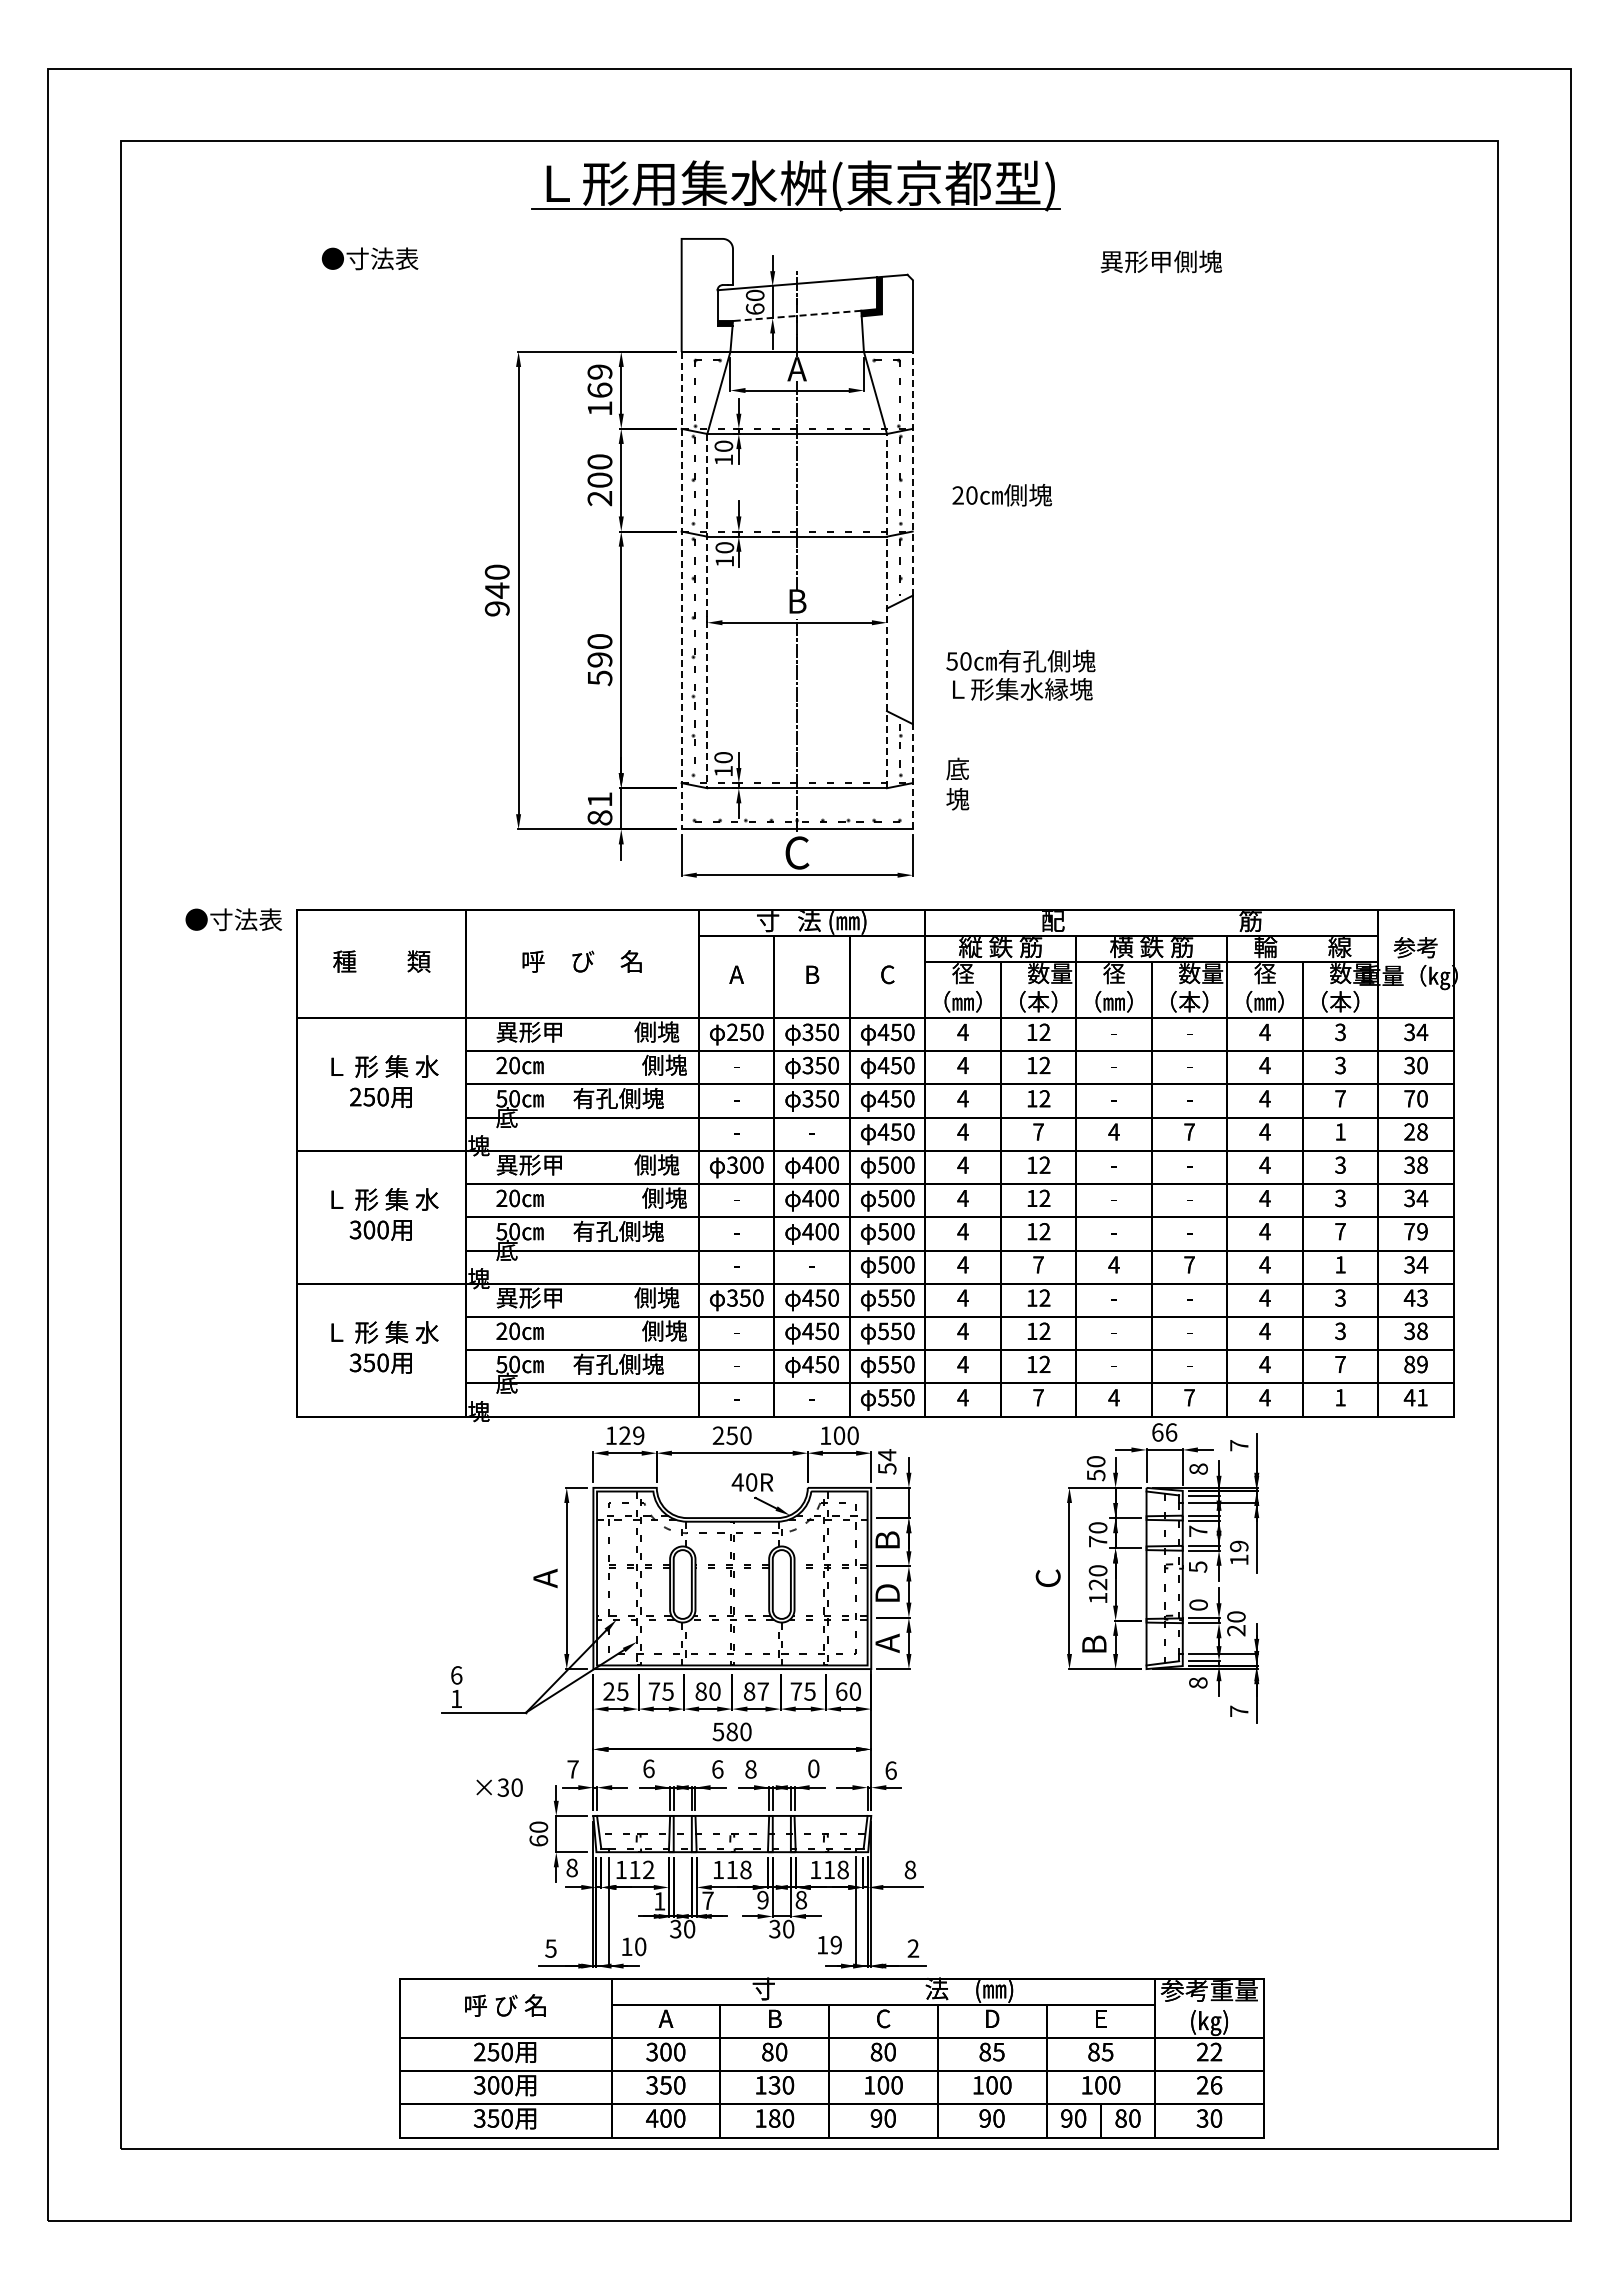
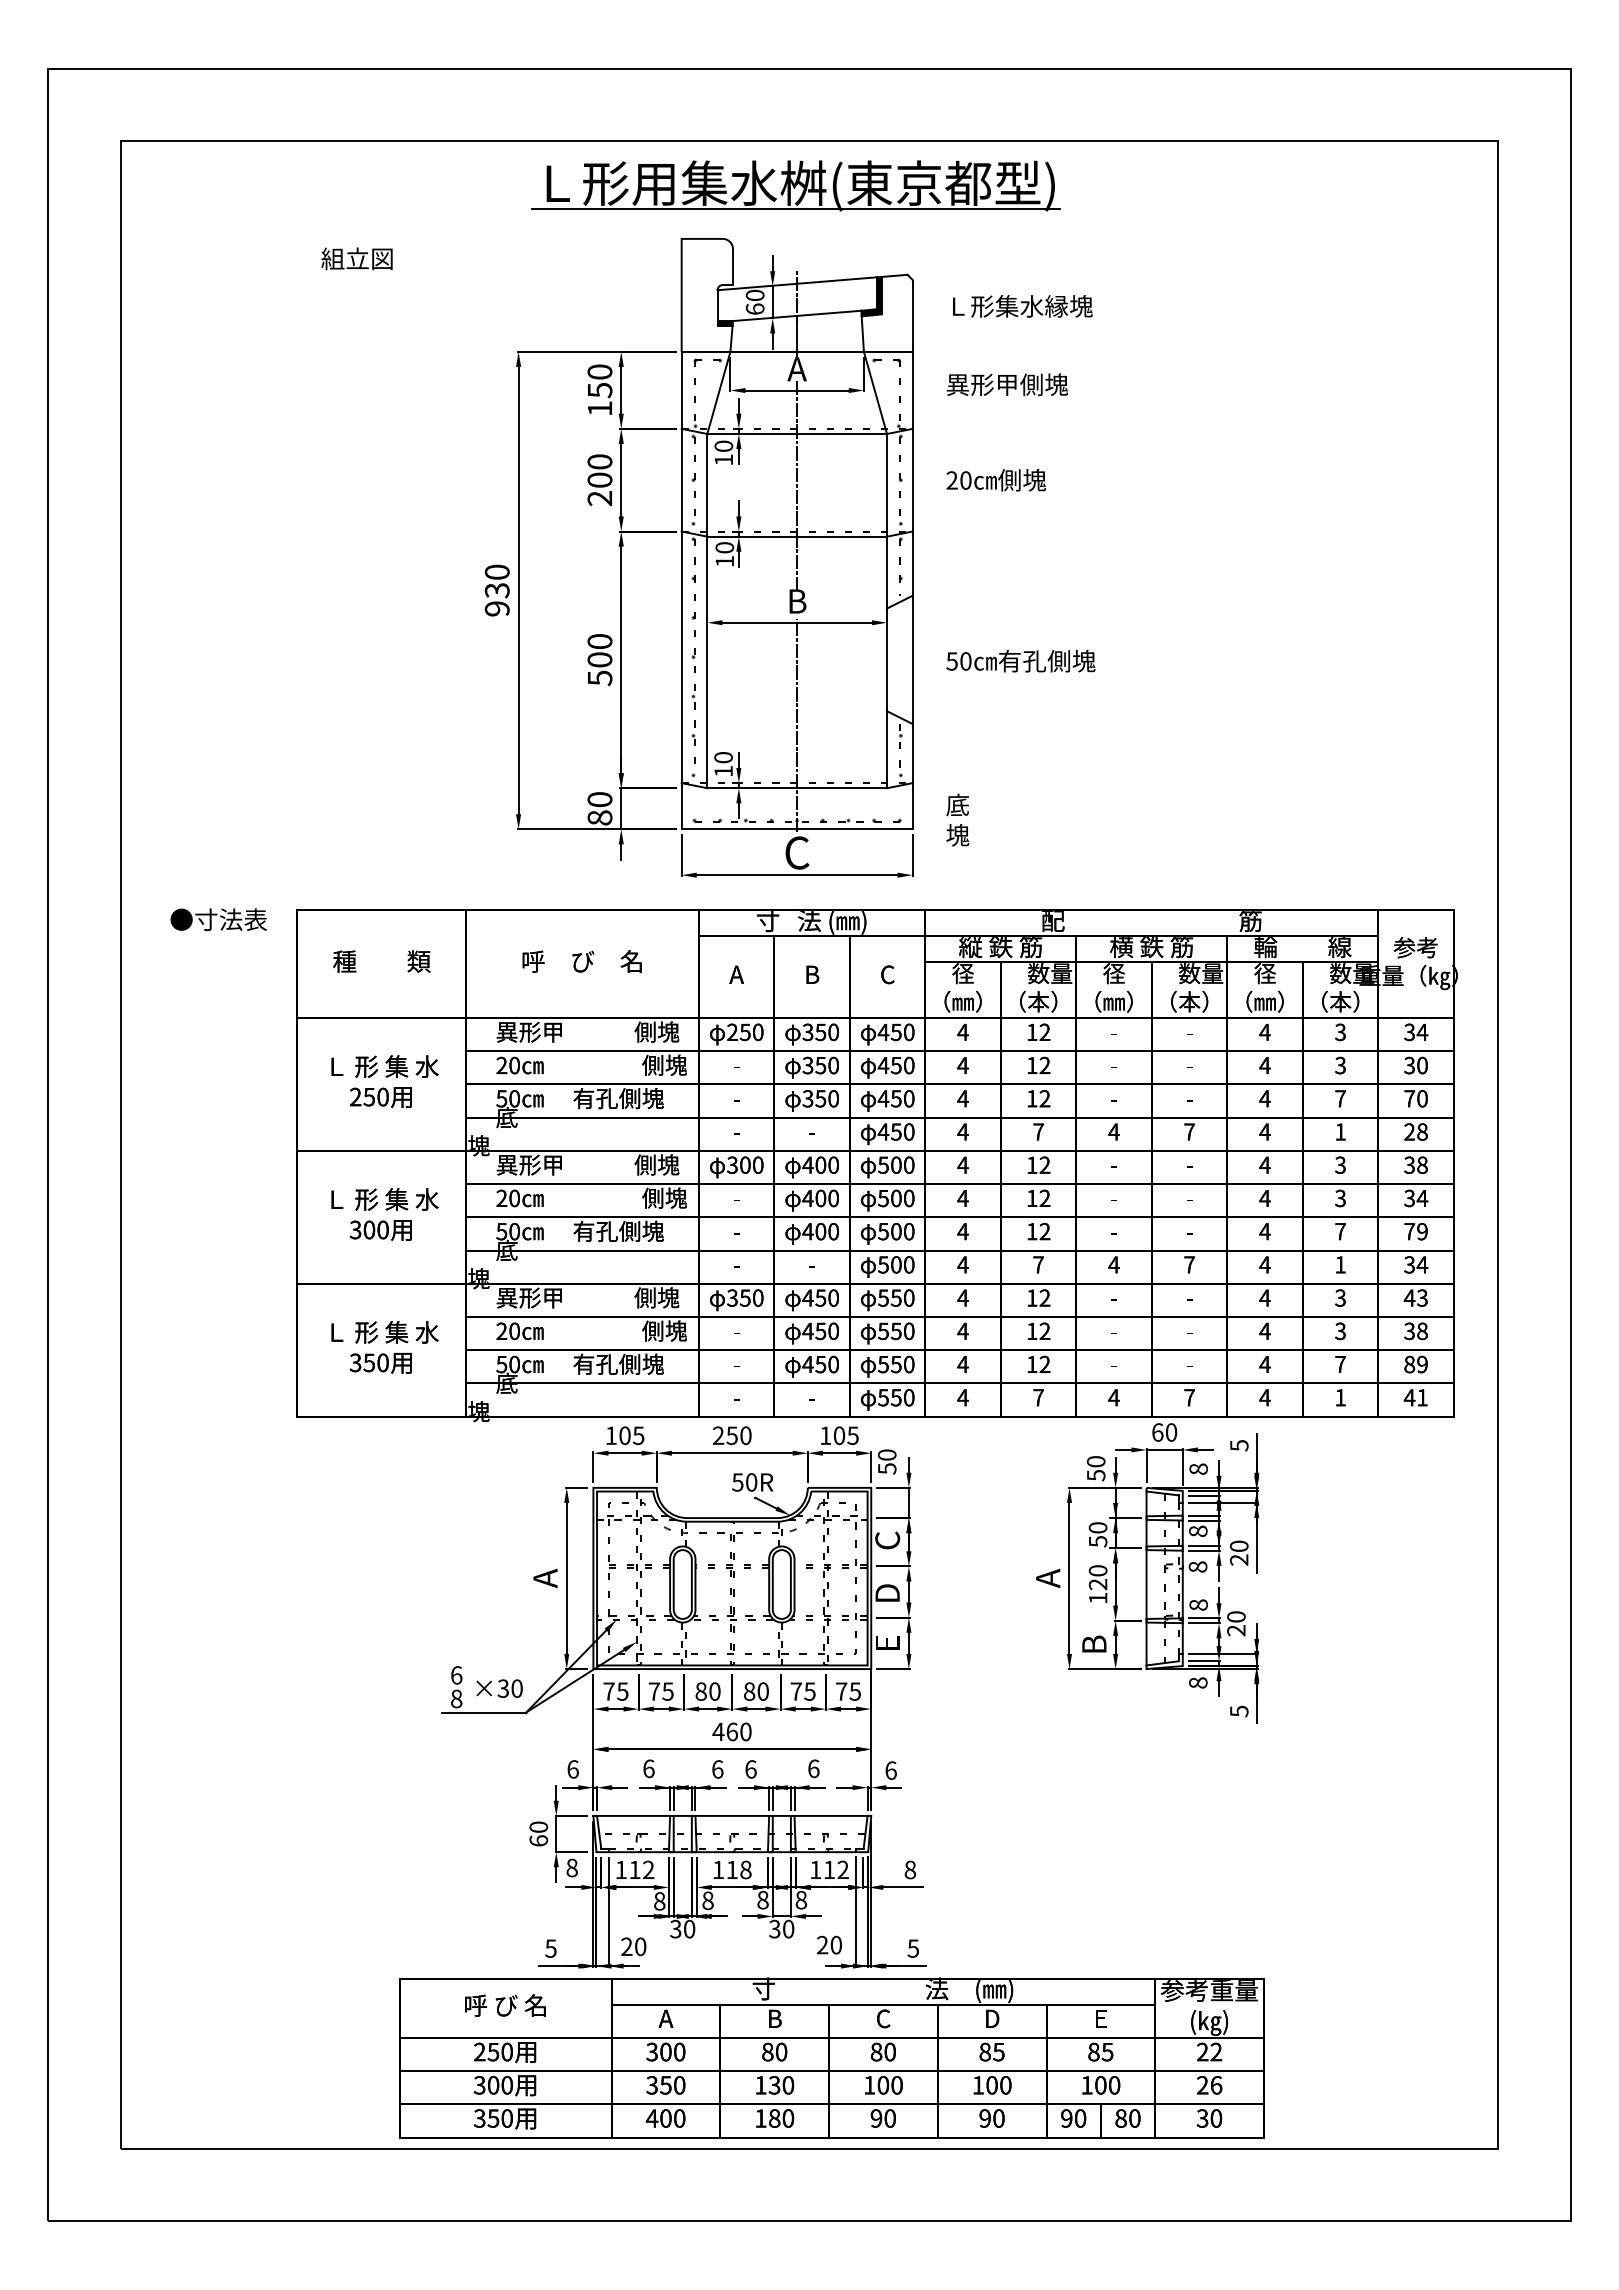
text: ●寸法表 -> 組立図 (369, 258)
text position: (1160, 261) -> (1006, 384) (1006, 384)
line: dashed -> solid (796, 315)
text: 169 -> 150 (599, 381)
line: dashed -> solid (912, 473)
text position: (1001, 495) -> (995, 480) (995, 480)
text: 940 -> 930 (496, 590)
line: dashed -> solid (681, 590)
line: dashed -> solid (887, 610)
line: dashed -> solid (707, 611)
text: 590 -> 500 (599, 659)
text position: (1022, 689) -> (1022, 306) (1022, 306)
line: dashed -> solid (912, 776)
text position: (957, 783) -> (957, 819) (957, 819)
text: 81 -> 80 (599, 799)
text position: (233, 919) -> (218, 919) (218, 919)
text: 66 -> 60 (1171, 1432)
text: 129 -> 105 (631, 1435)
text: 100 -> 105 (852, 1435)
text: 7 -> 5 (1239, 1445)
text: 54 -> 50 (887, 1455)
text: 40R -> 50R (737, 1482)
text: 7 -> 8 (1198, 1530)
text: B -> C (887, 1540)
text: 70 -> 50 (1098, 1541)
text: 19 -> 20 (1239, 1552)
text: 5 -> 8 (1197, 1566)
text: C -> A (1047, 1578)
text: 0 -> 8 (1198, 1604)
text: A -> E (887, 1643)
text: 25 -> 75 (608, 1691)
text: 87 -> 80 (762, 1691)
text: 60 -> 75 (848, 1691)
text: 1 -> 8 (456, 1698)
text: 7 -> 5 (1239, 1711)
text: 580 -> 460 (725, 1731)
text: 0 -> 6 (813, 1768)
text: 7 -> 6 (572, 1769)
text: 8 -> 6 (750, 1769)
text position: (499, 1787) -> (499, 1688) (499, 1688)
text: 118 -> 112 (842, 1869)
text: 7 -> 8 (707, 1900)
text: 9 -> 8 (762, 1900)
text: 1 -> 8 (659, 1901)
text: 19 -> 20 (829, 1944)
text: 10 -> 20 (626, 1946)
text: 2 -> 5 (913, 1948)
